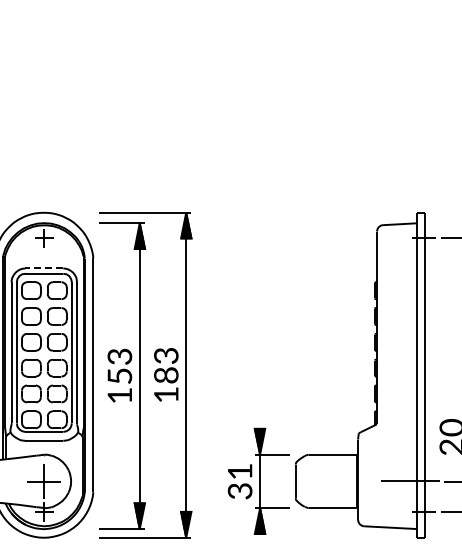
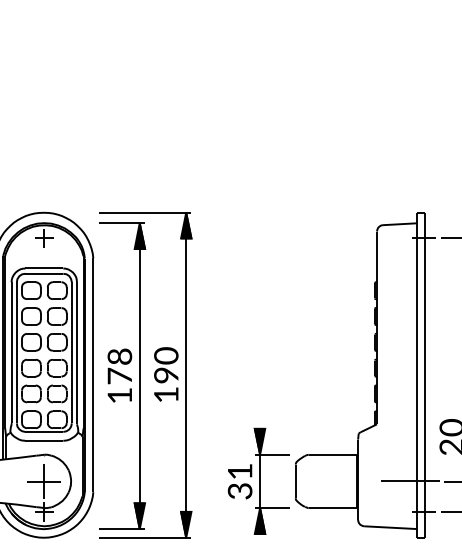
line: dashed -> solid (44, 268)
text: 183 -> 190 (166, 365)
text: 153 -> 178 (119, 366)
